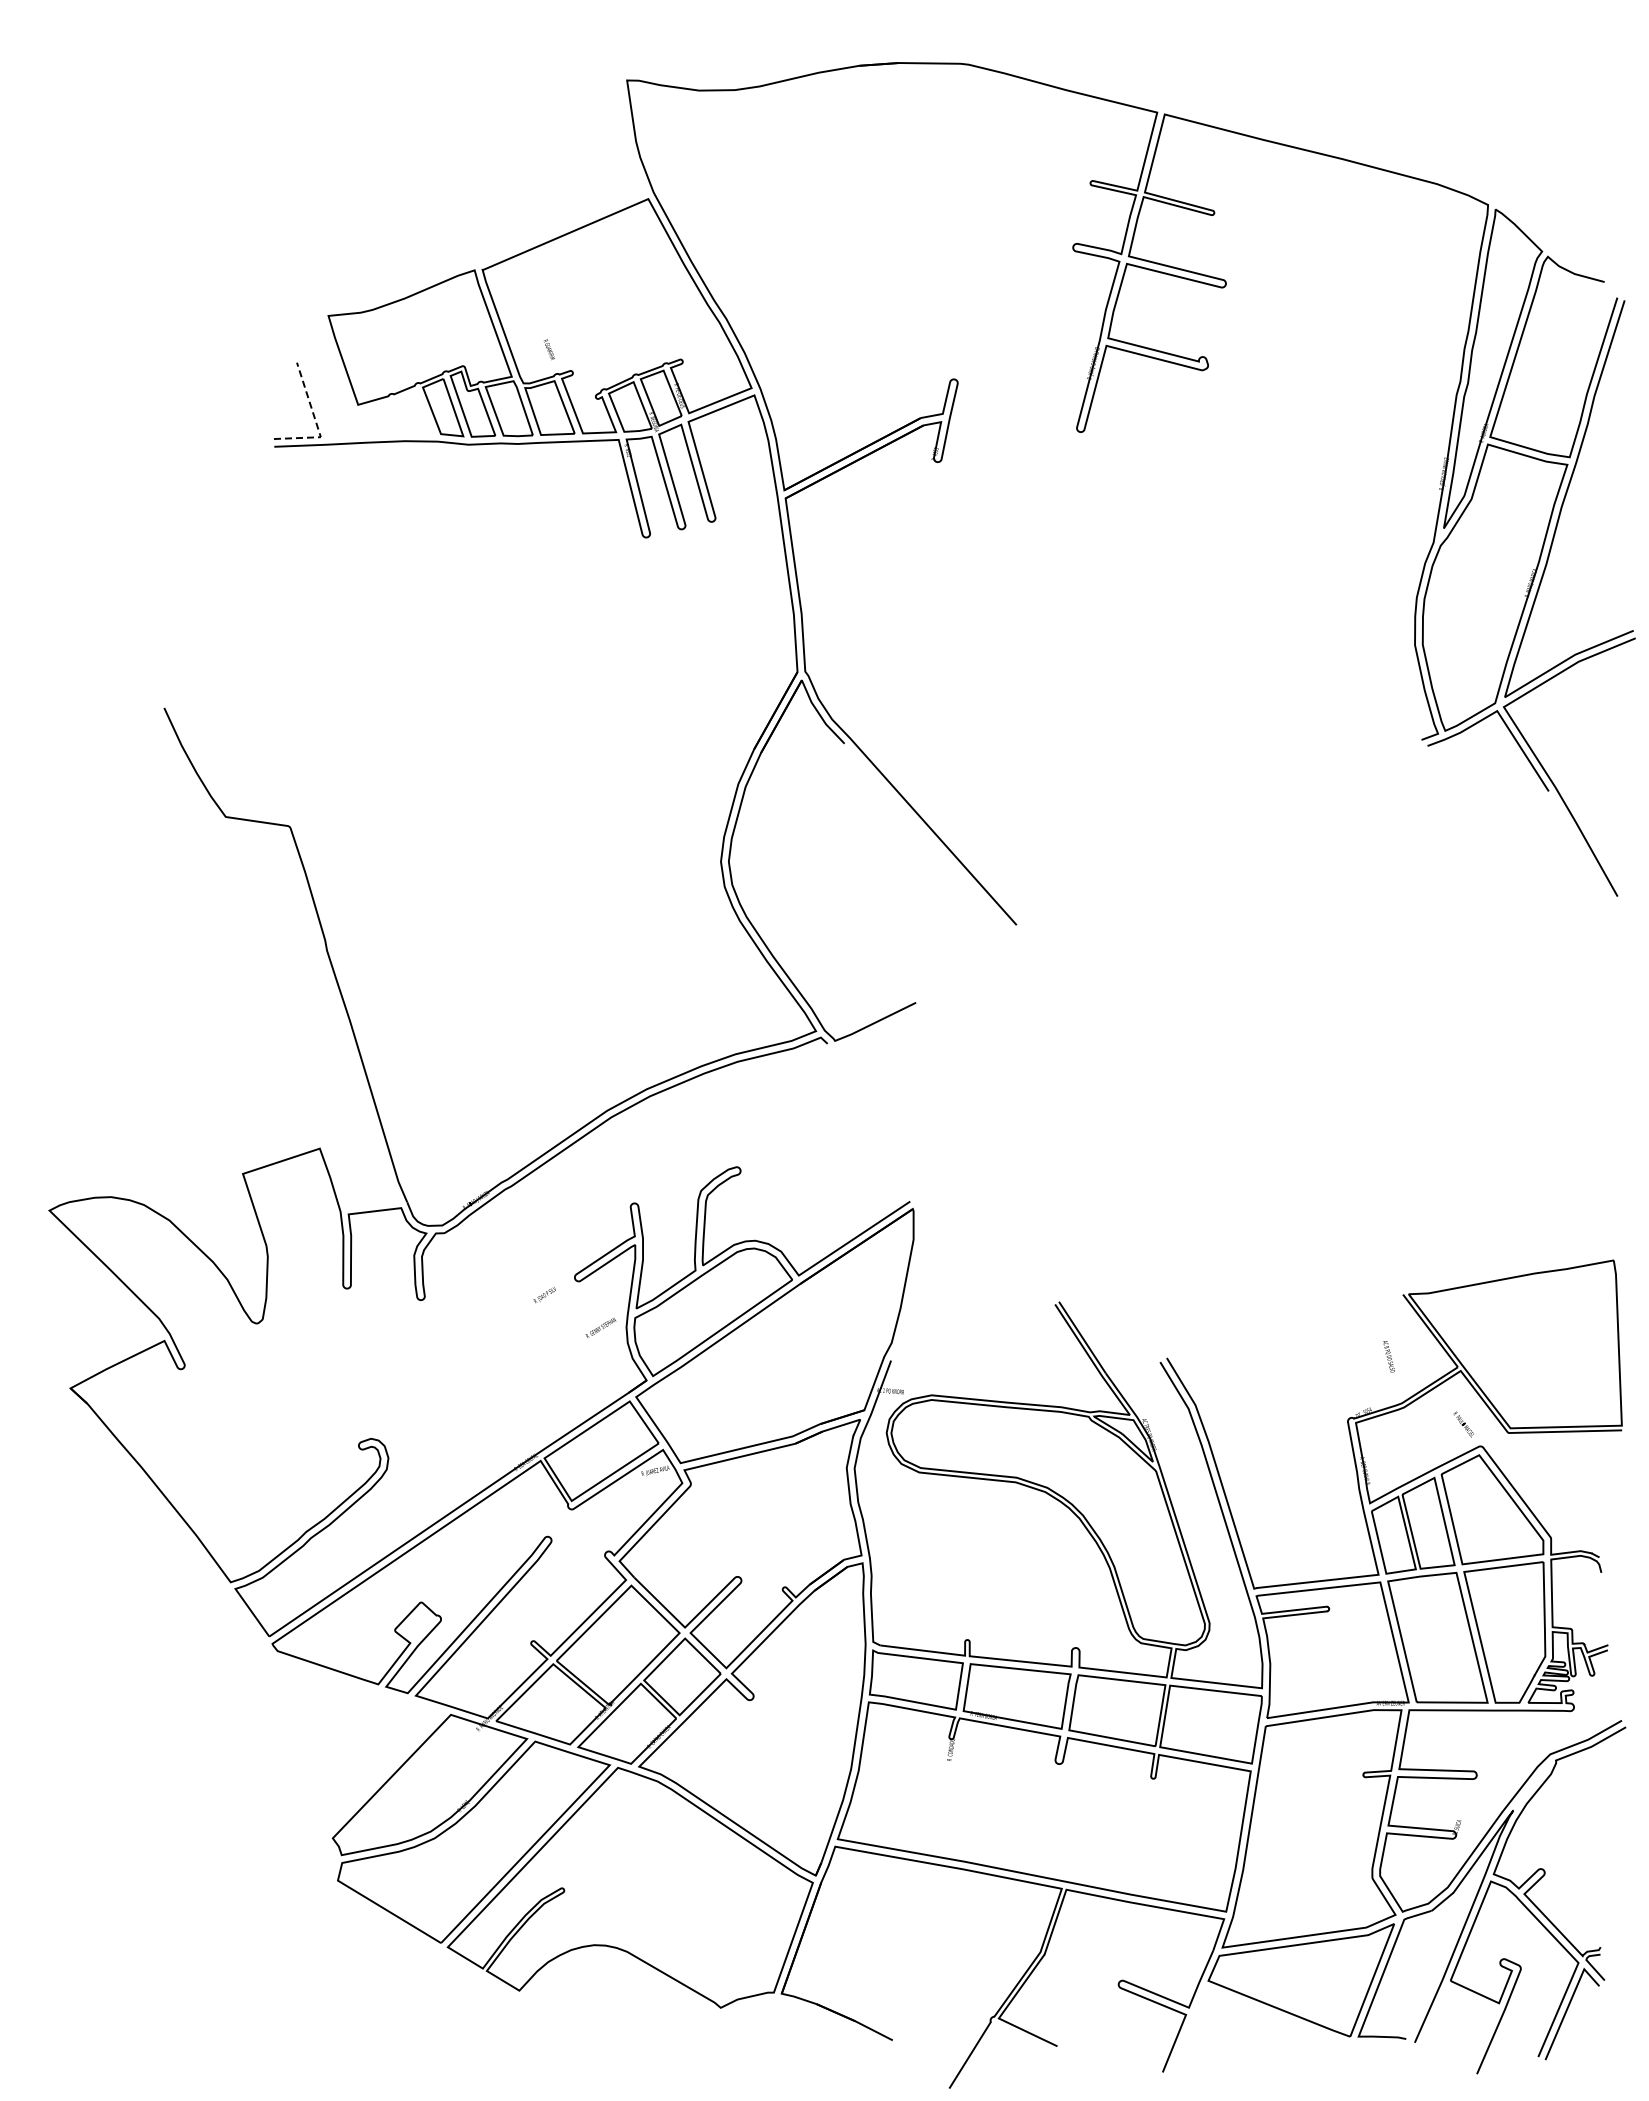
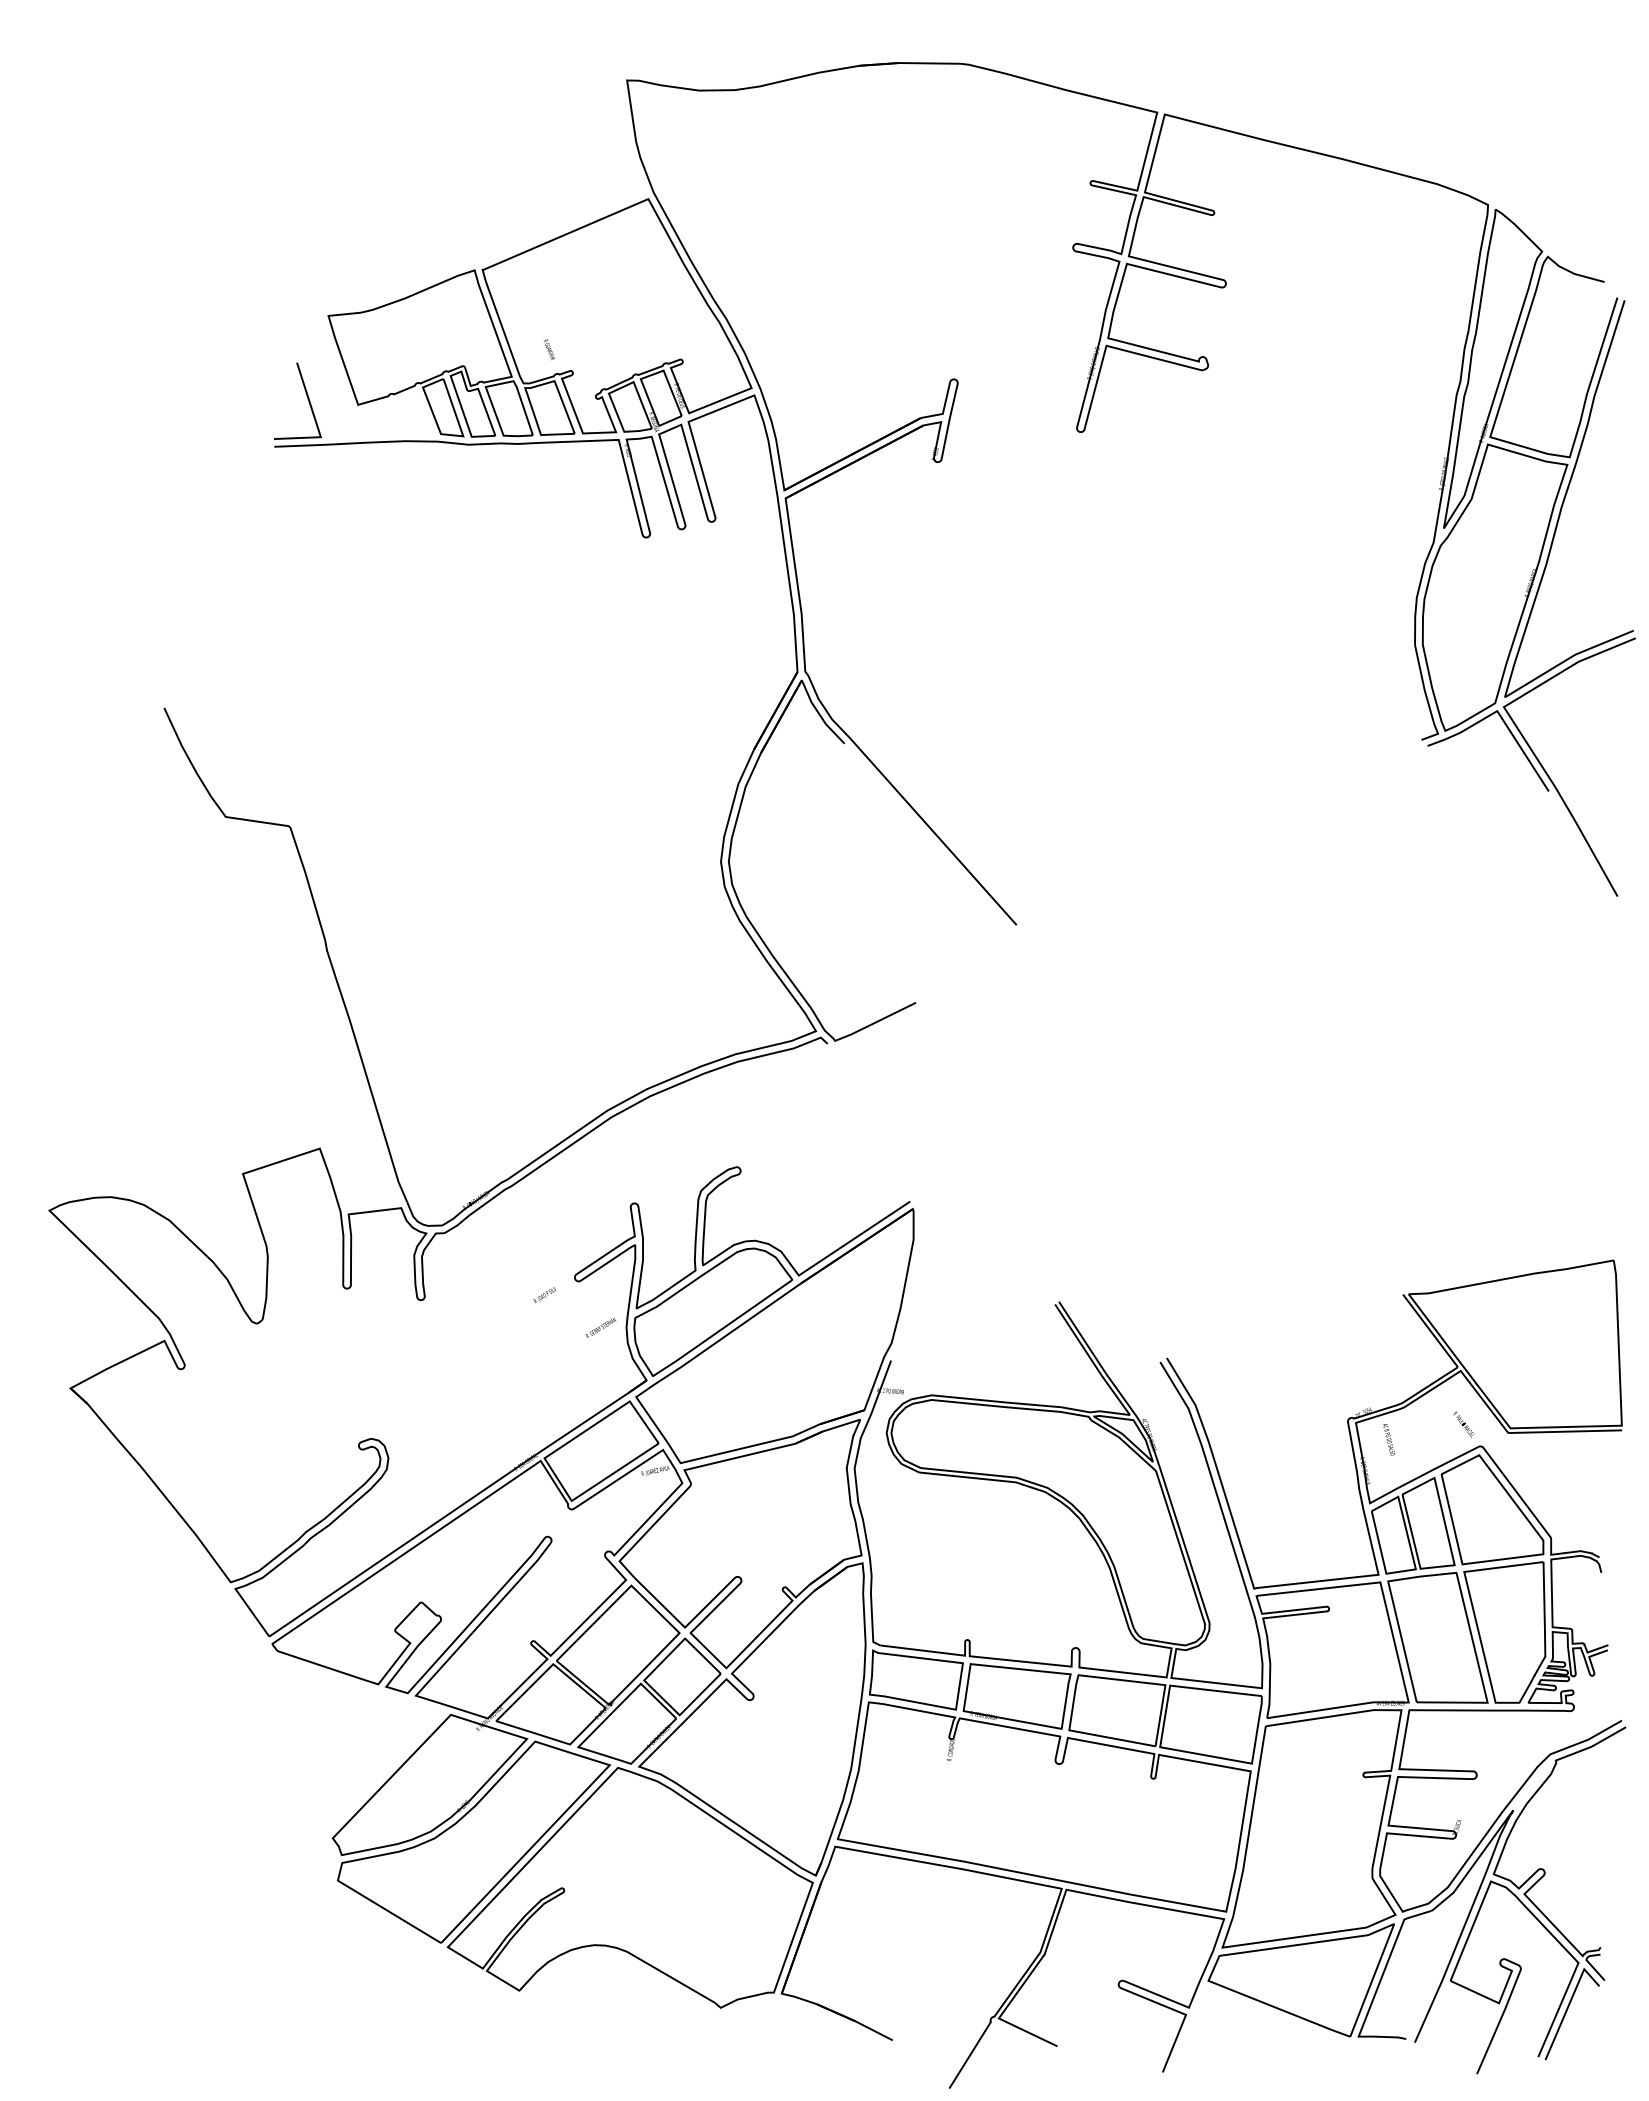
line: dashed -> solid (316, 422)
text position: (1388, 1356) -> (1388, 1439) (1388, 1439)
